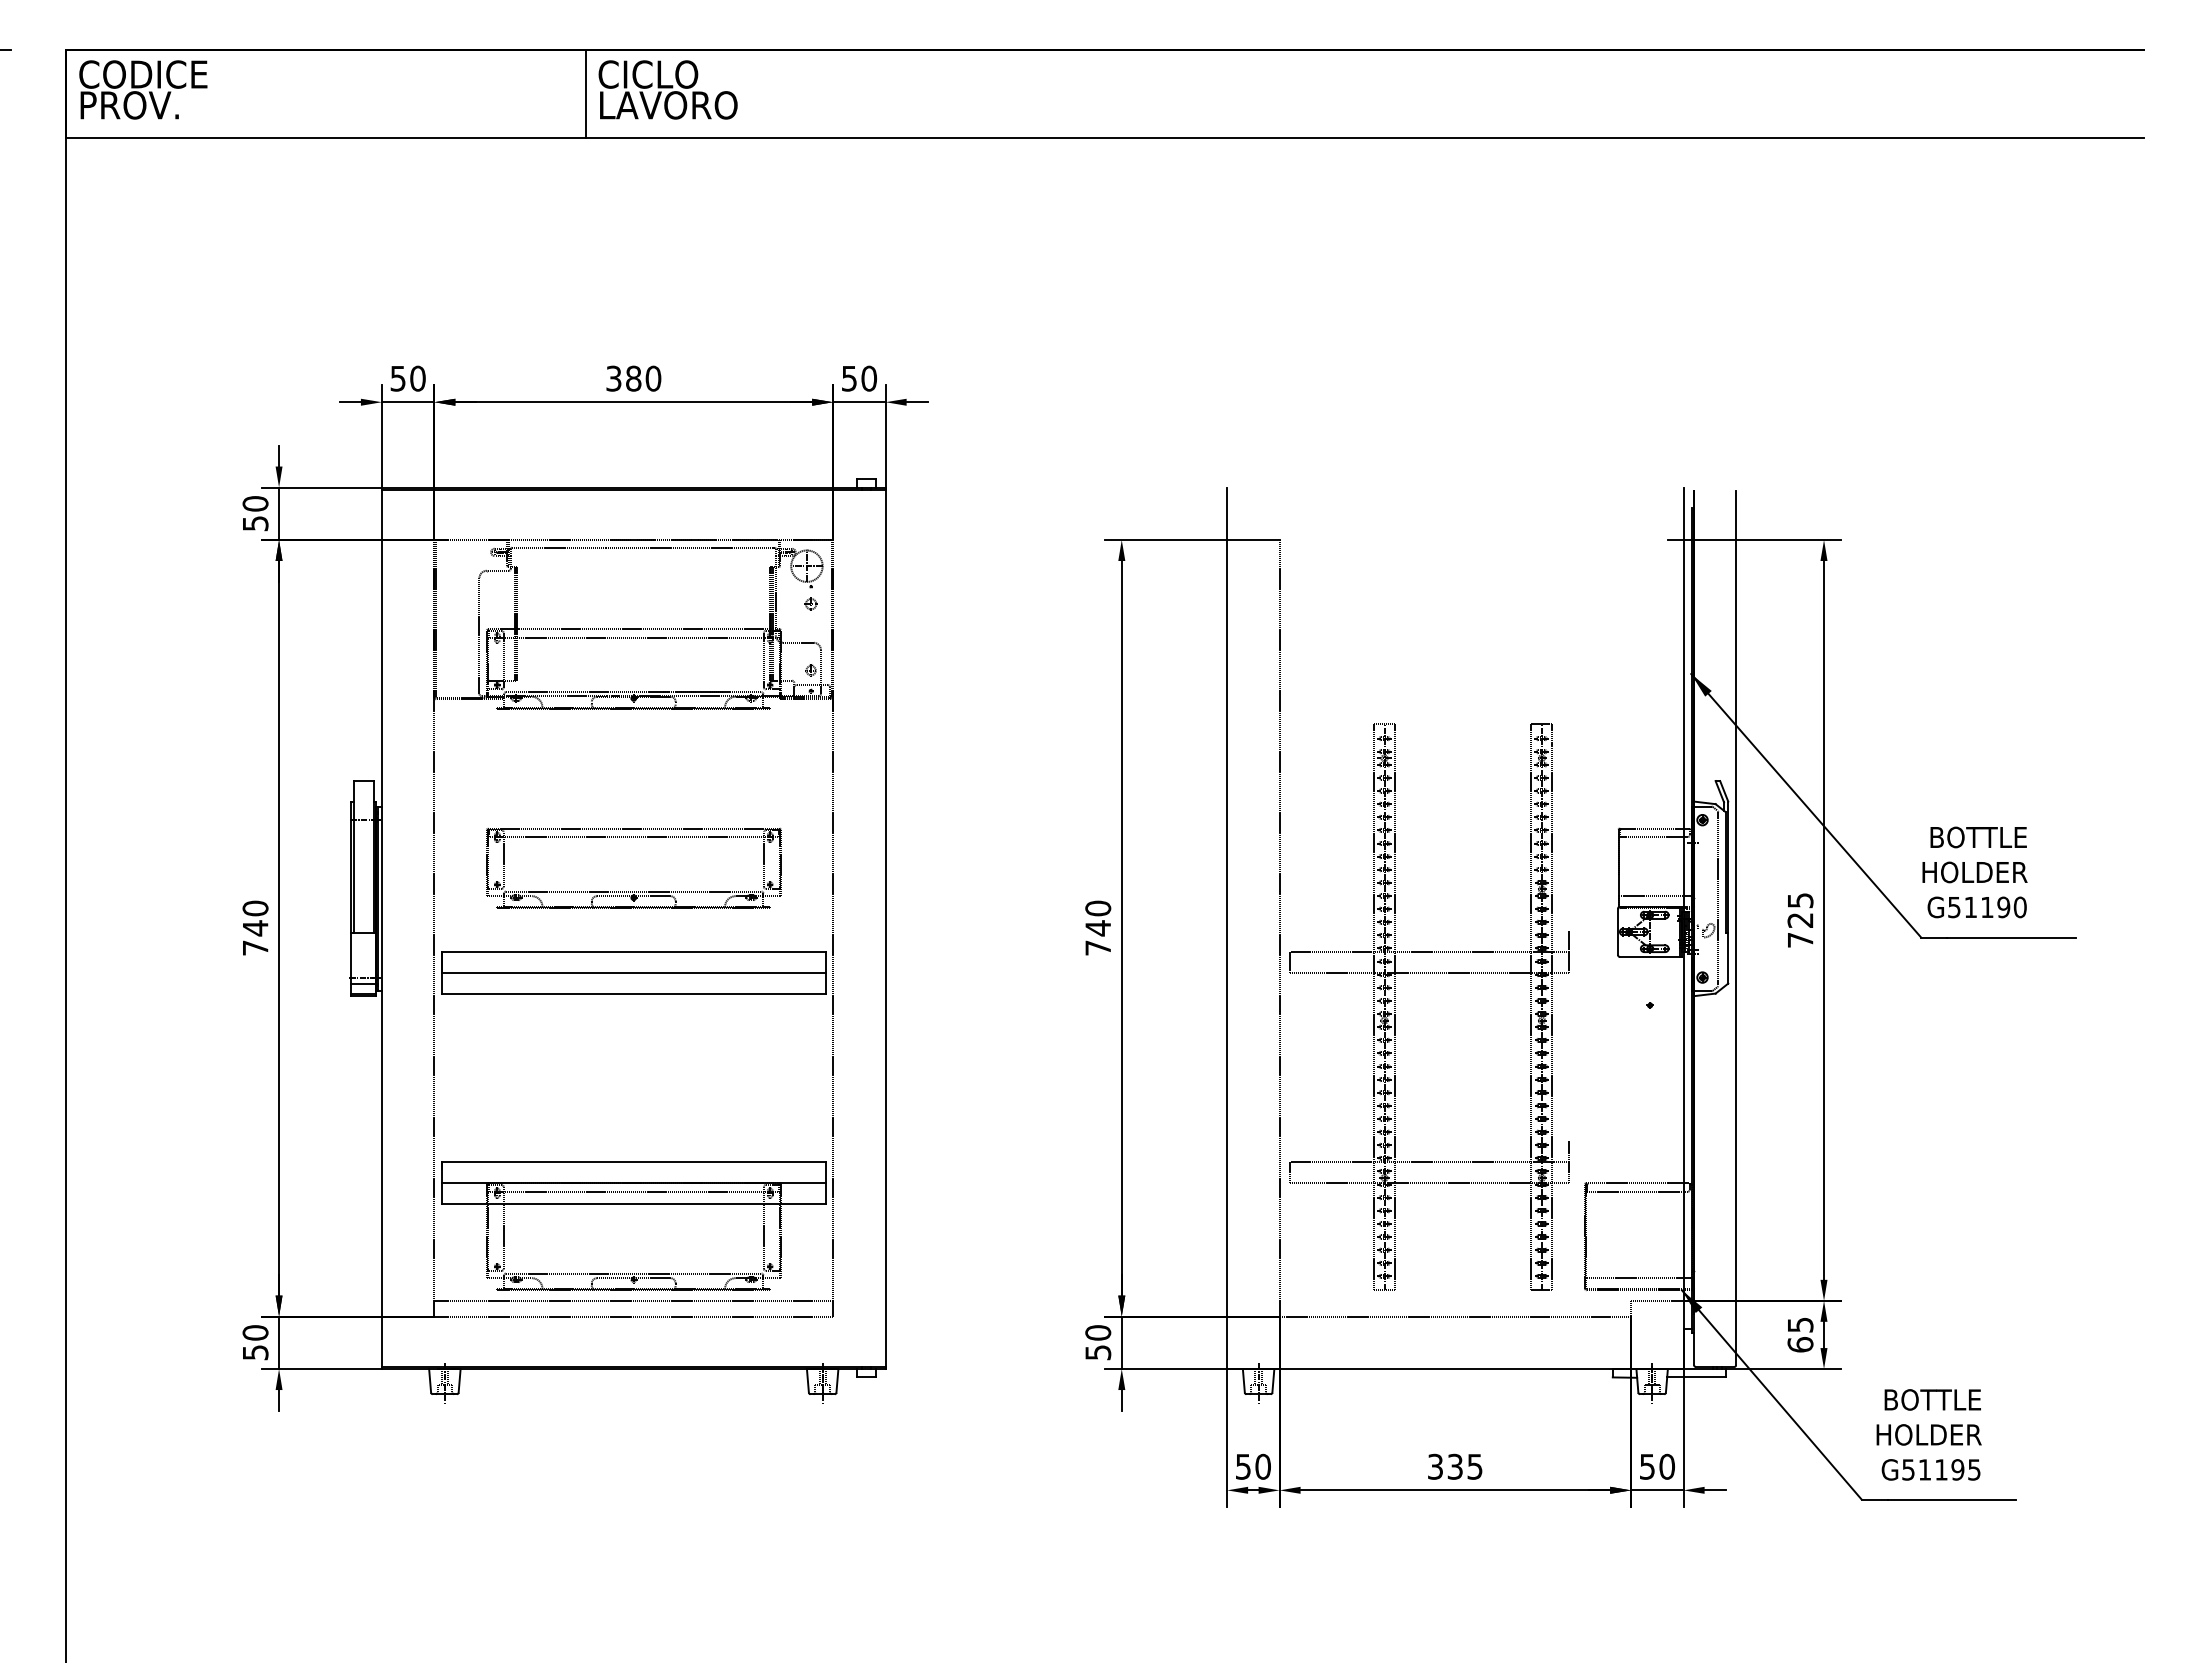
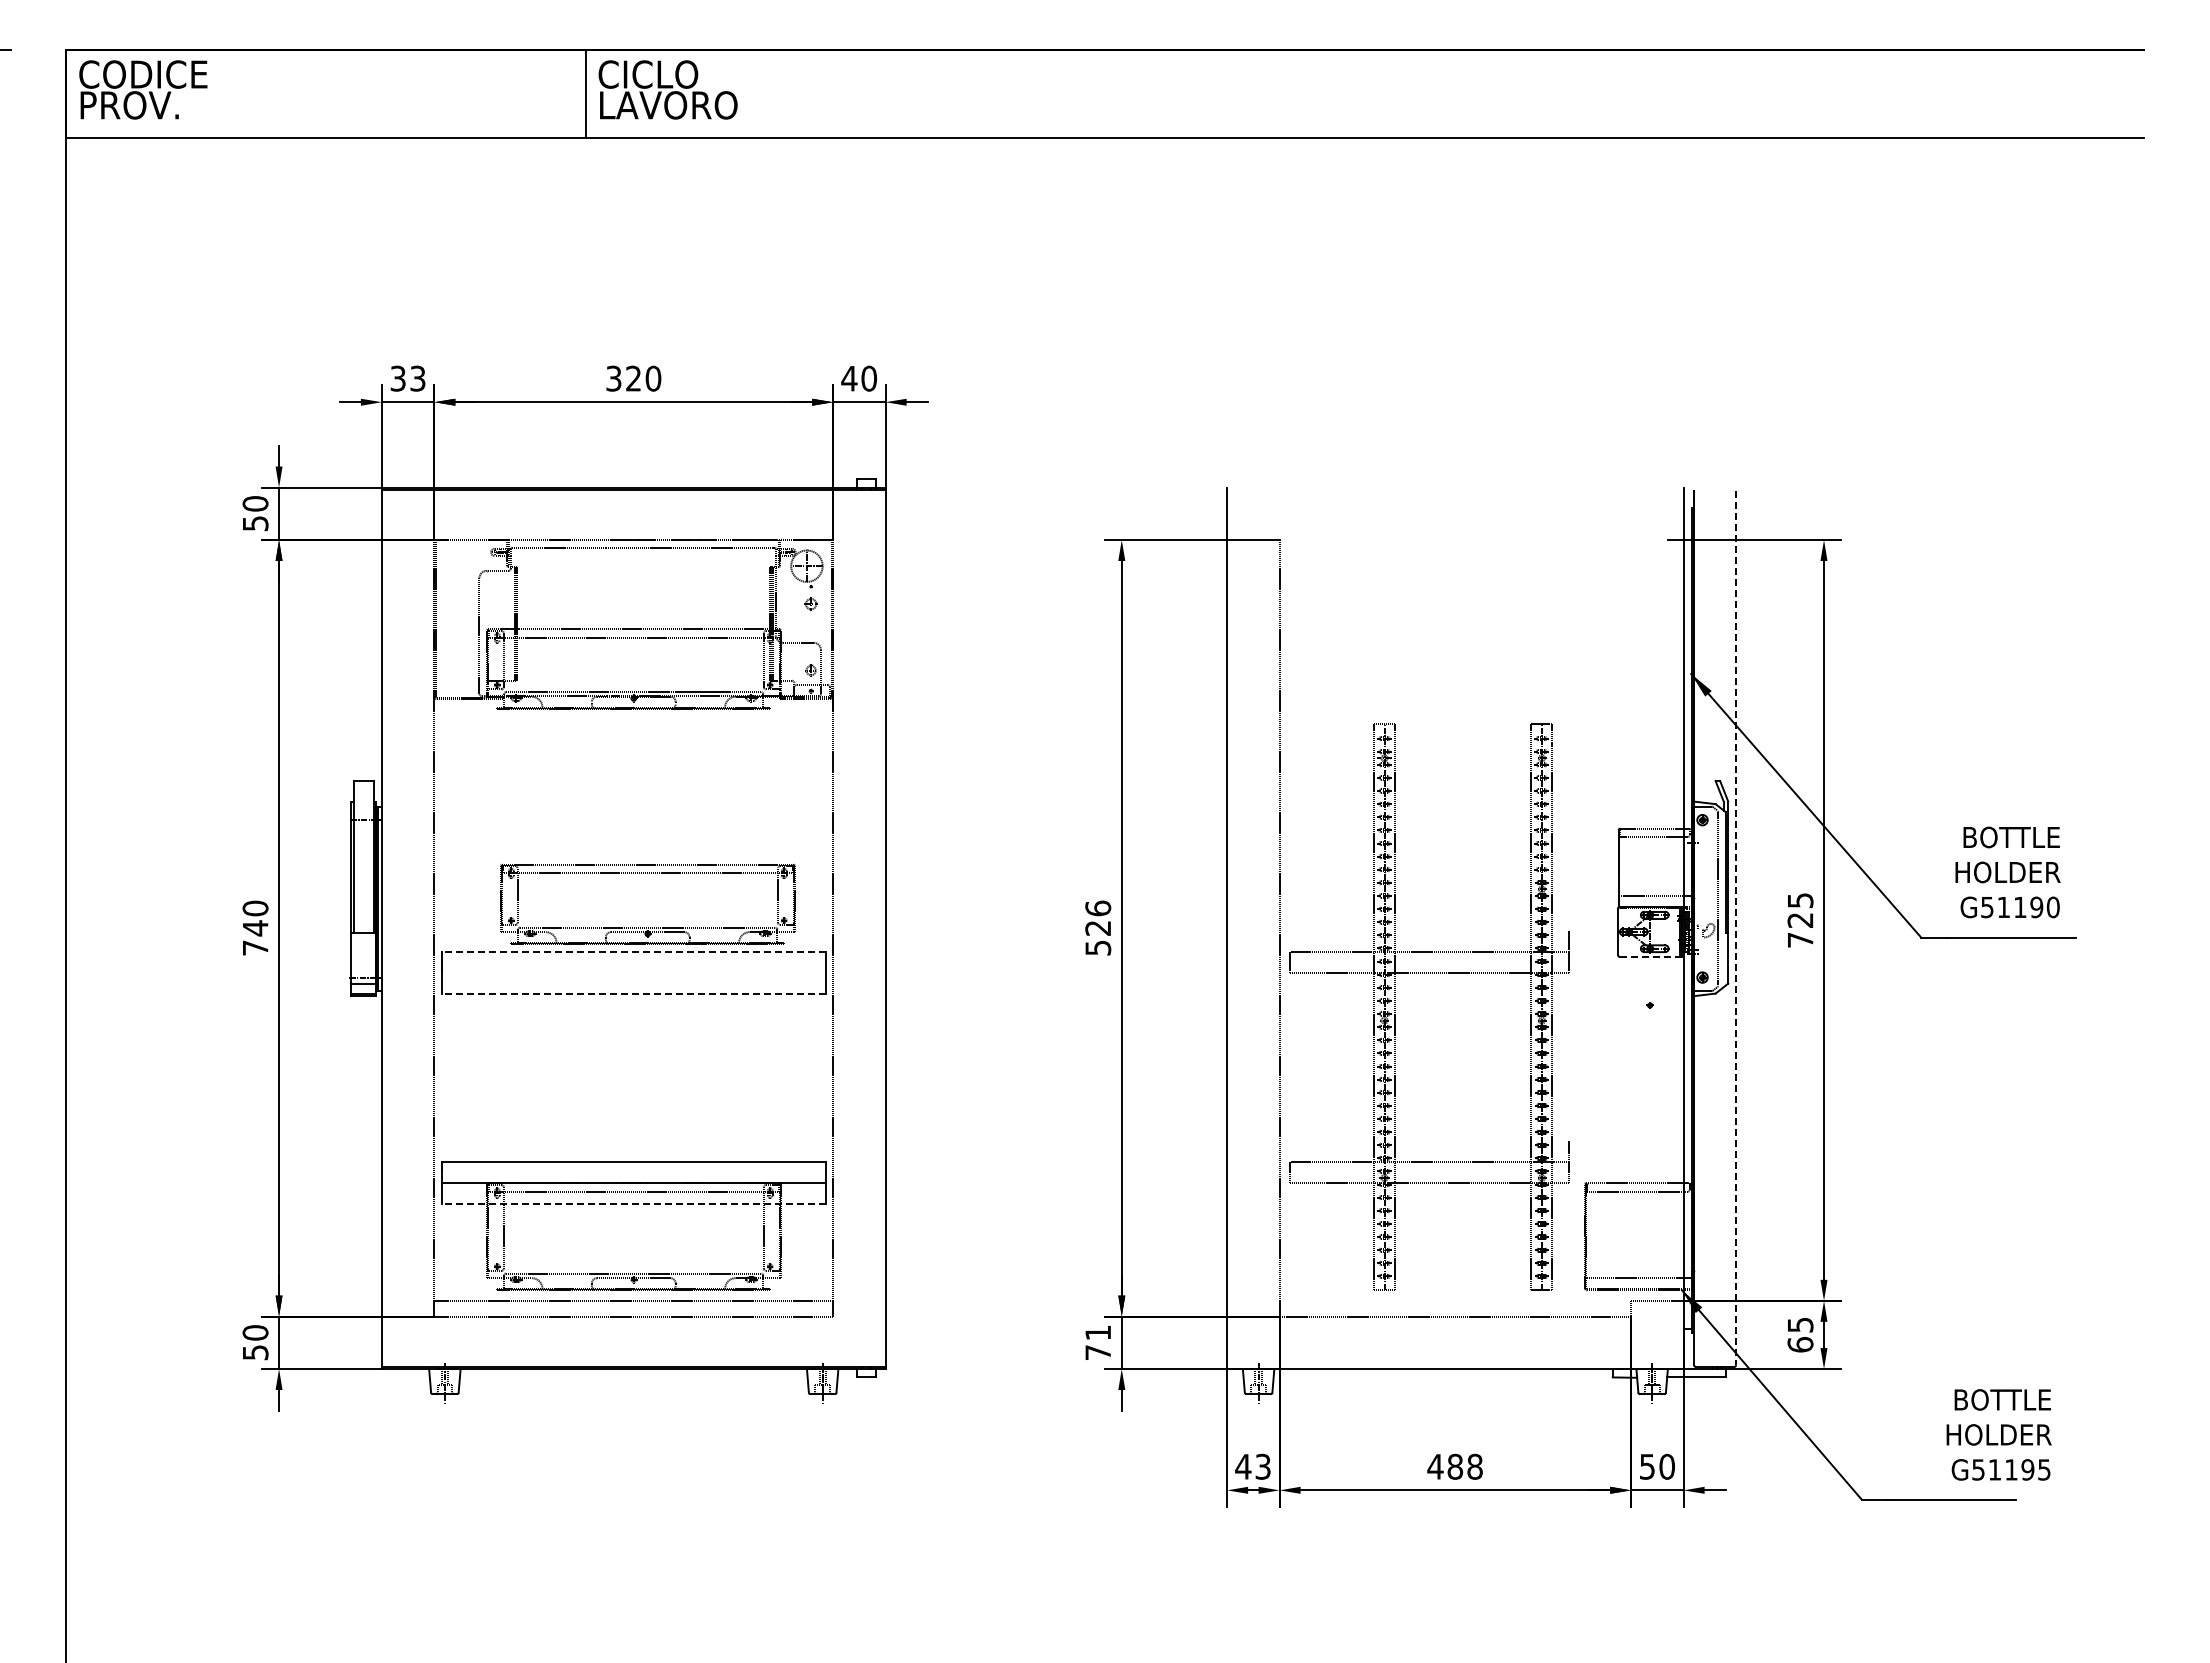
text: 50 -> 33 (408, 378)
text: 380 -> 320 (633, 378)
text: 50 -> 40 (849, 378)
text position: (1974, 872) -> (2007, 872) (2007, 872)
part position: (632, 891) -> (646, 927) (646, 927)
text: 740 -> 526 (1098, 927)
line: solid -> dashed (1736, 928)
line: solid -> dashed (633, 952)
line: solid -> dashed (1651, 957)
line: present -> none (633, 973)
line: solid -> dashed (633, 994)
line: solid -> dashed (633, 1204)
text: 50 -> 71 (1098, 1342)
text position: (1928, 1434) -> (1998, 1434) (1998, 1434)
text: 50 -> 43 (1252, 1466)
text: 335 -> 488 (1454, 1466)
